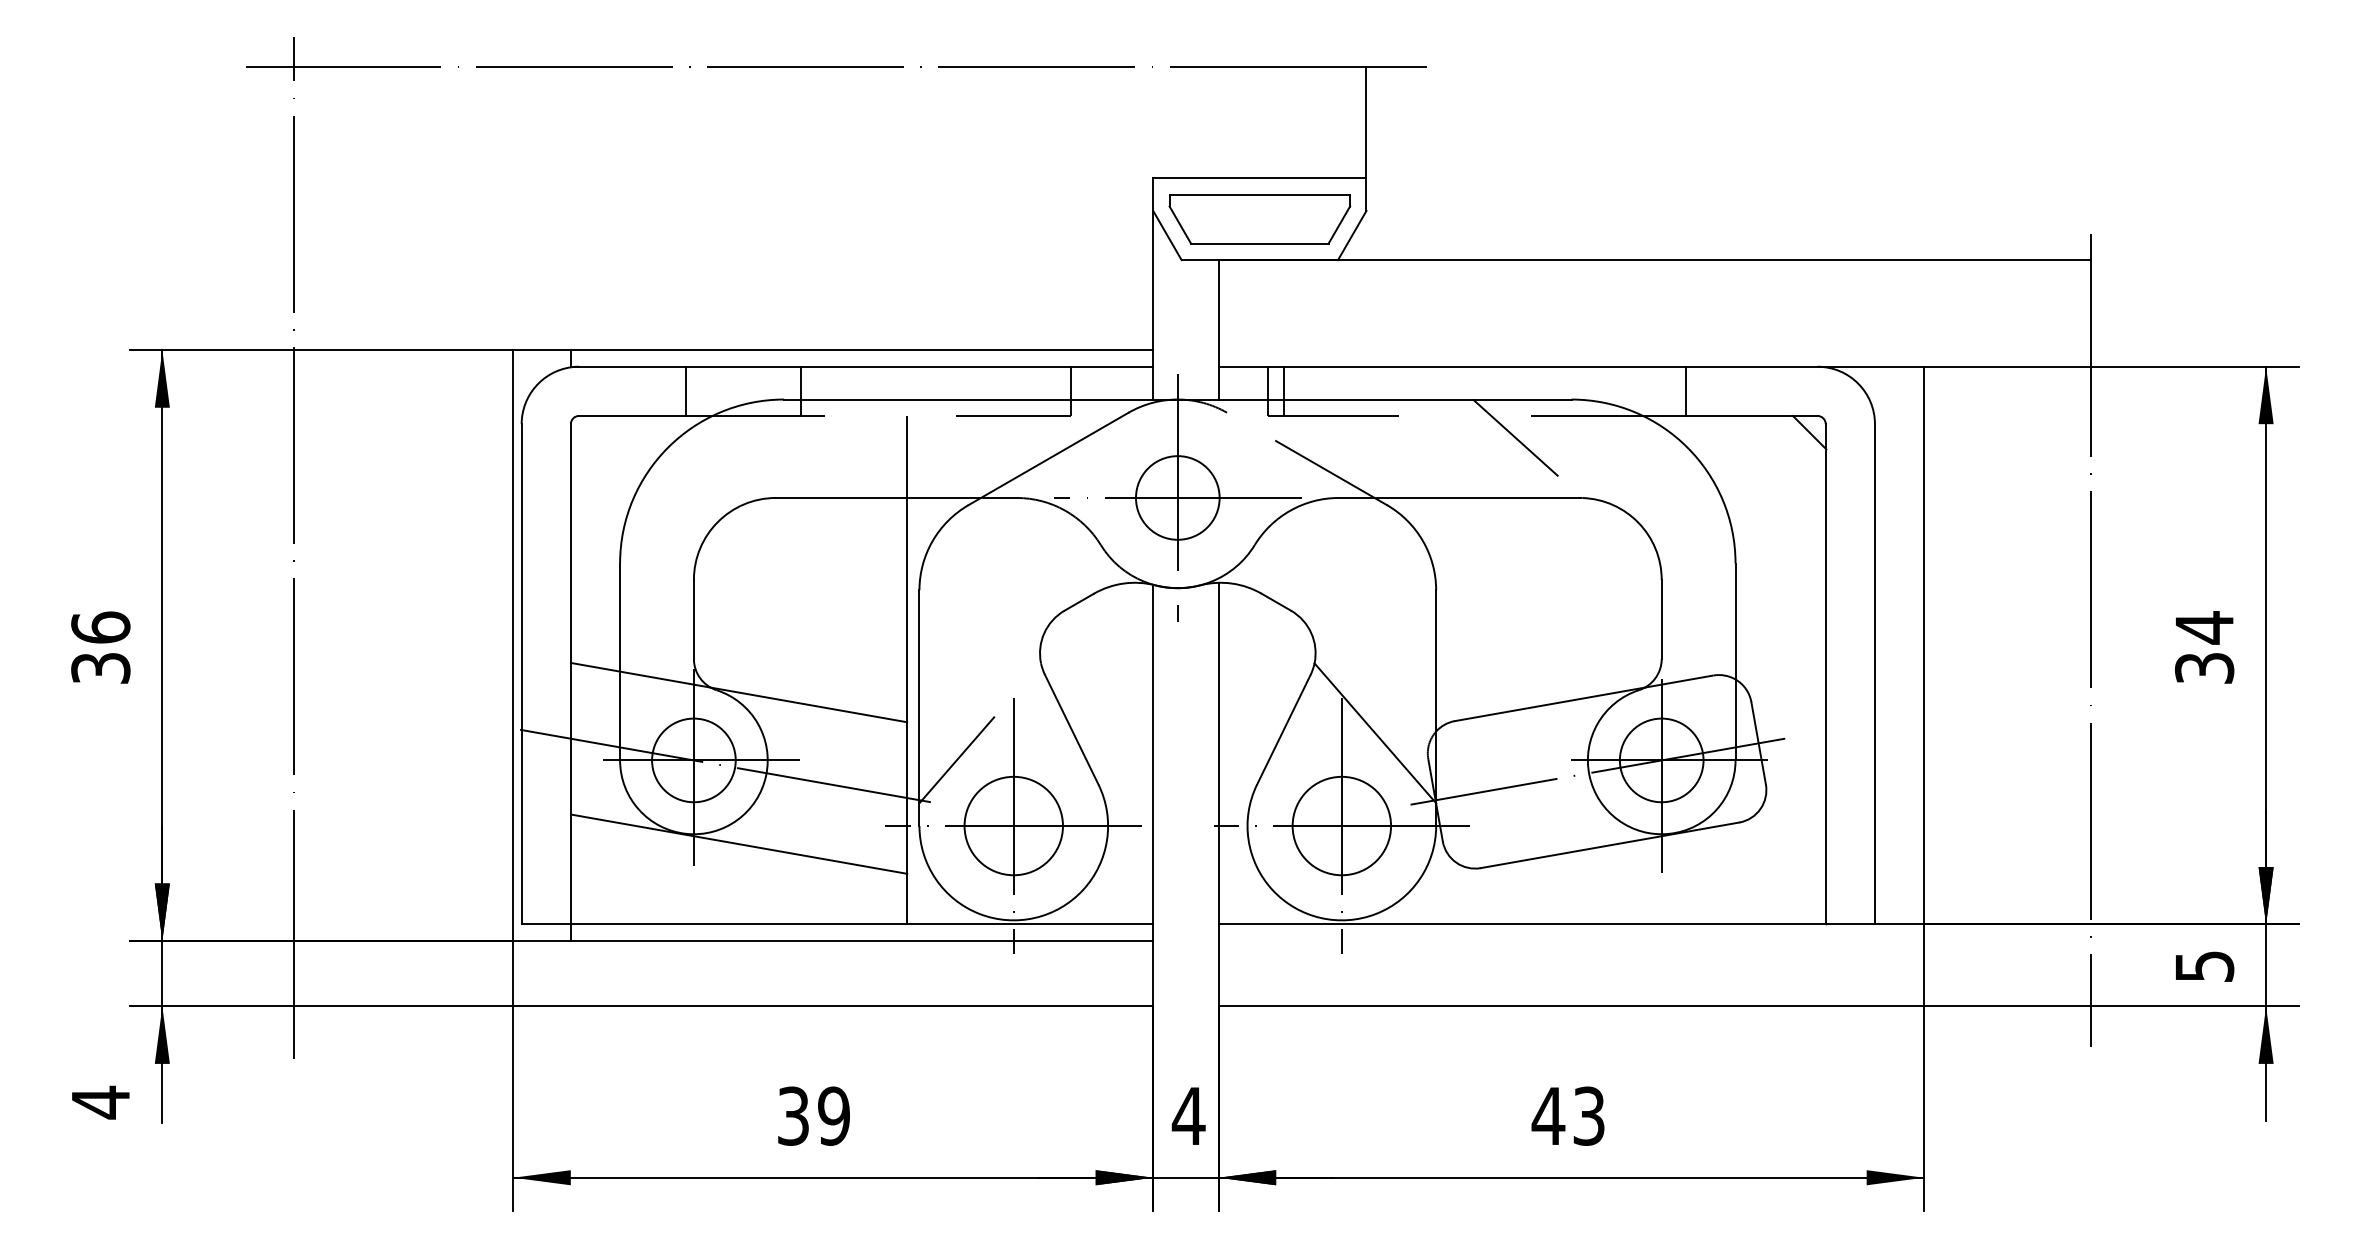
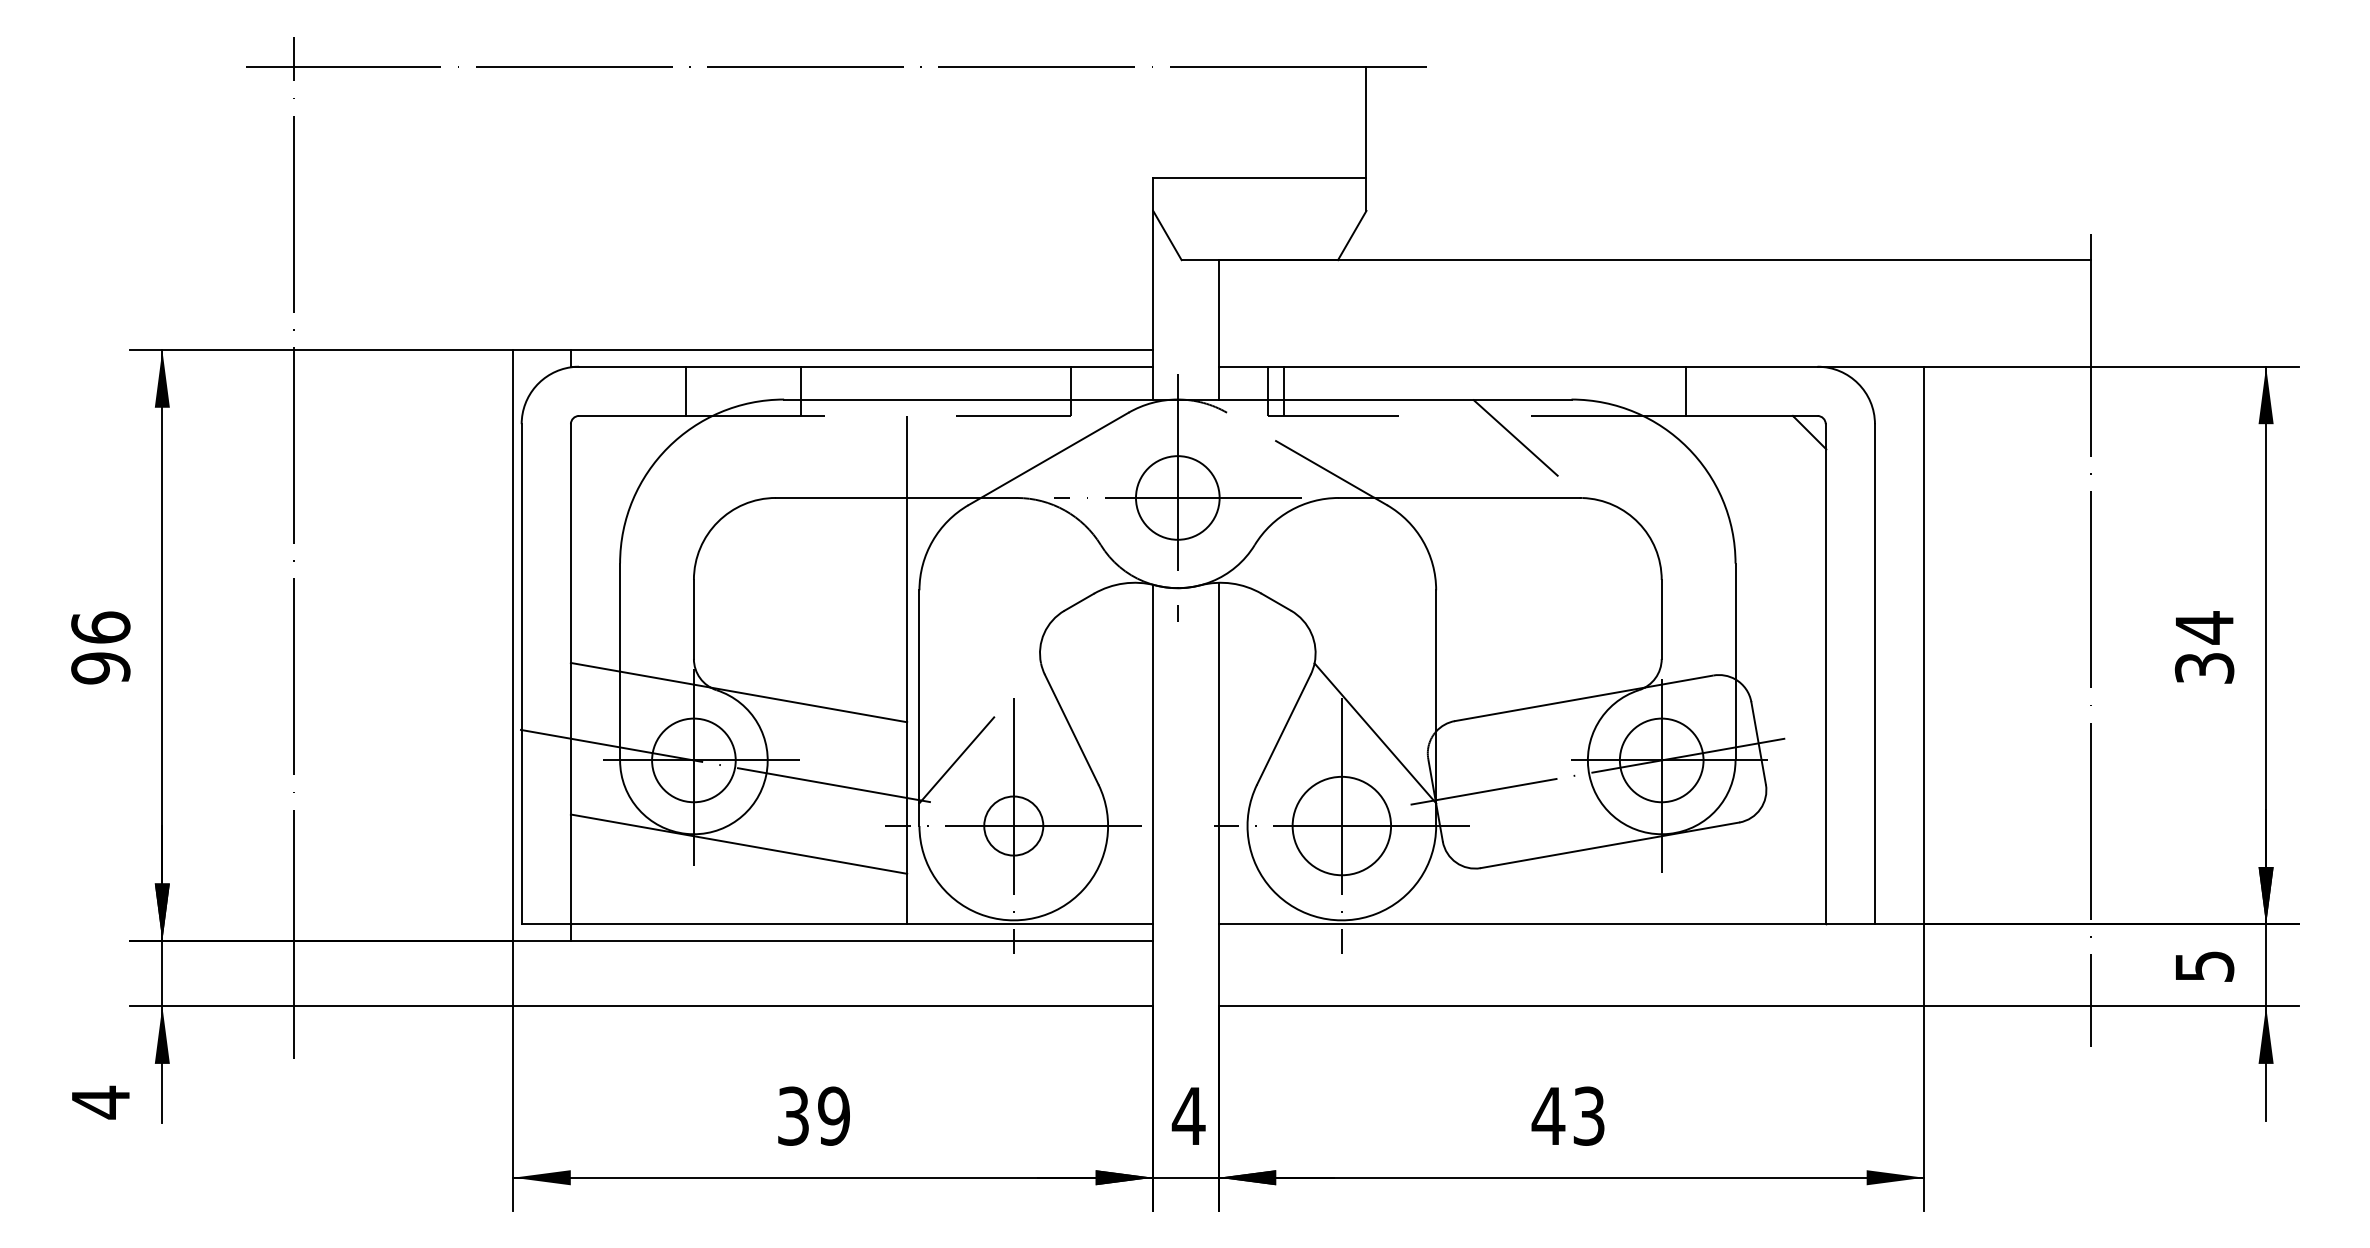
part: present -> none (1259, 219)
text: 36 -> 96 (100, 668)
circle diameter: 98 px -> 59 px (1013, 825)
